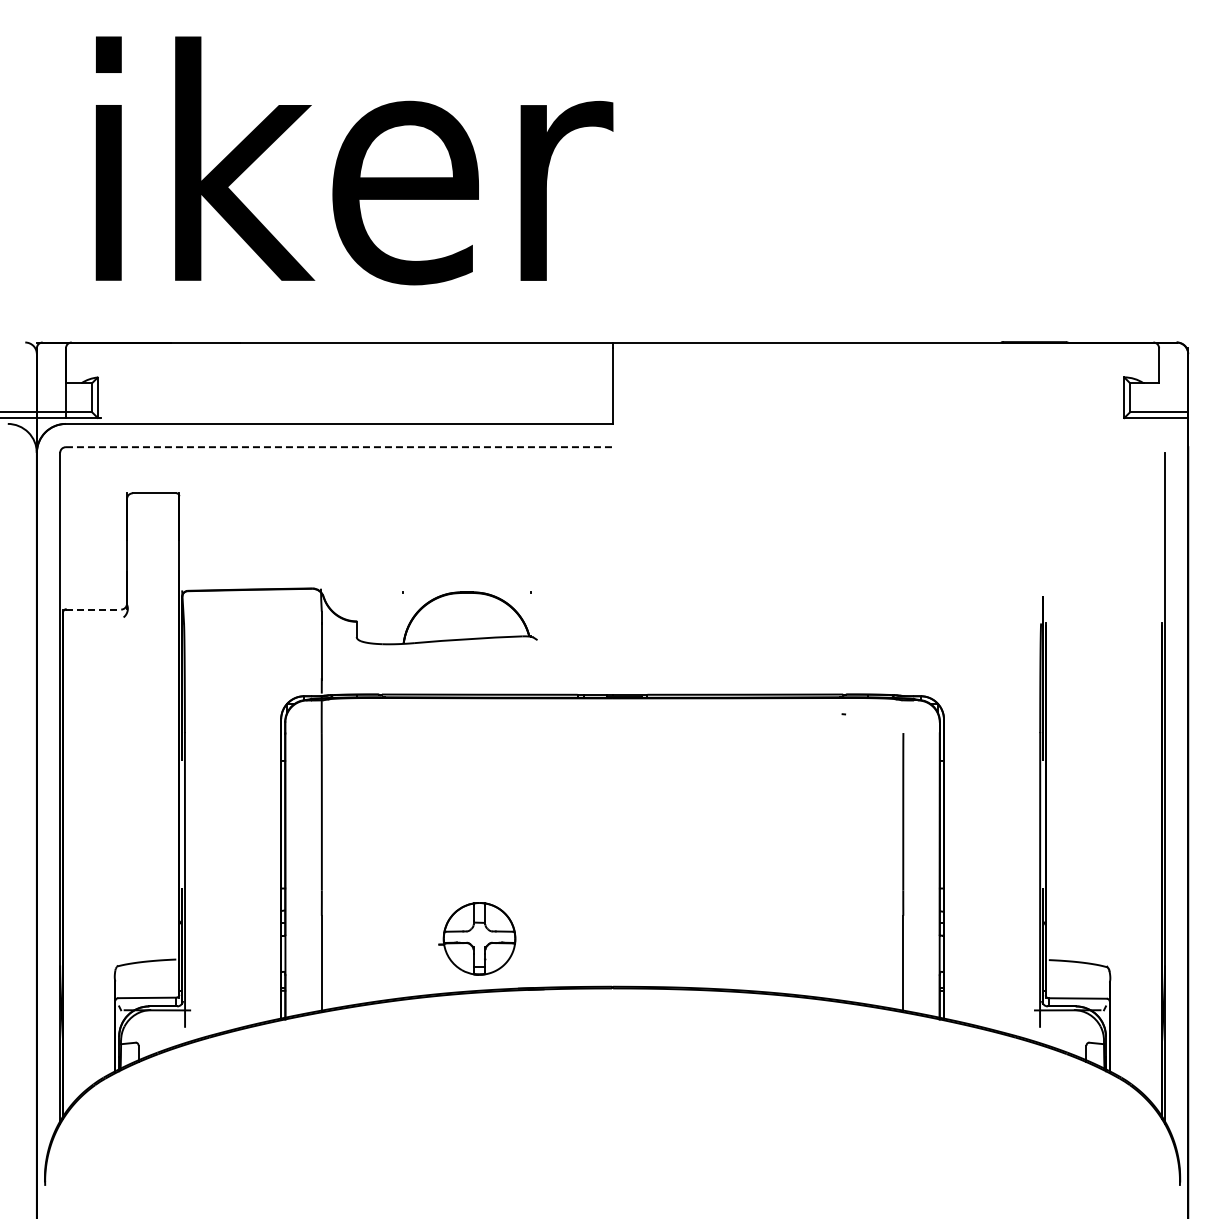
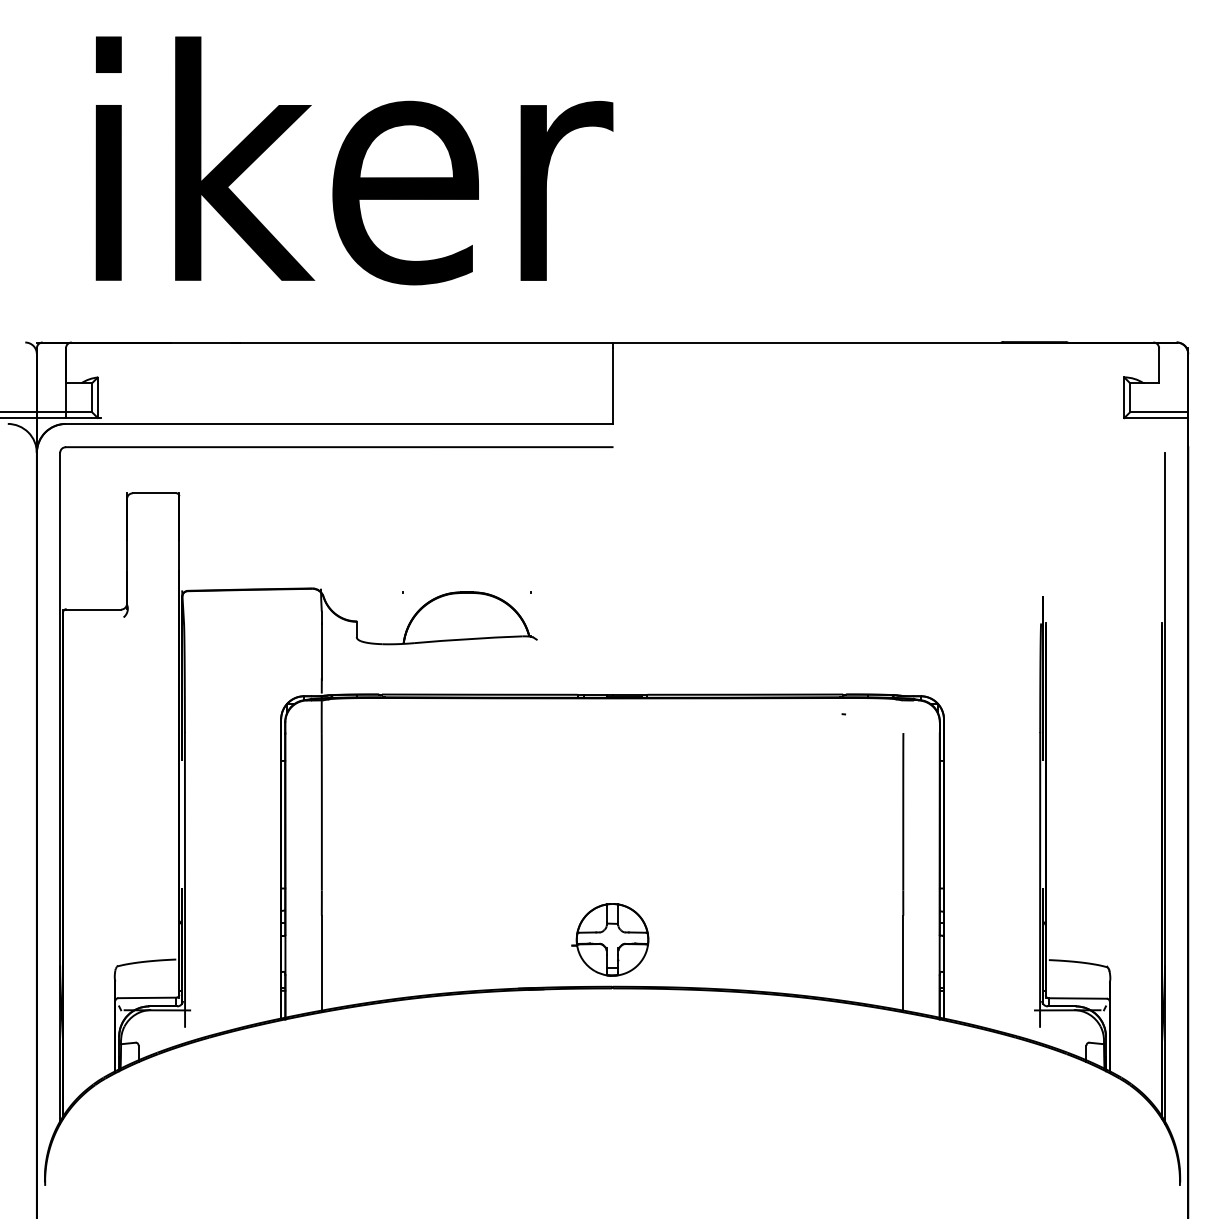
line: dashed -> solid (339, 447)
line: dashed -> solid (93, 609)
part position: (477, 938) -> (610, 939) (610, 939)
